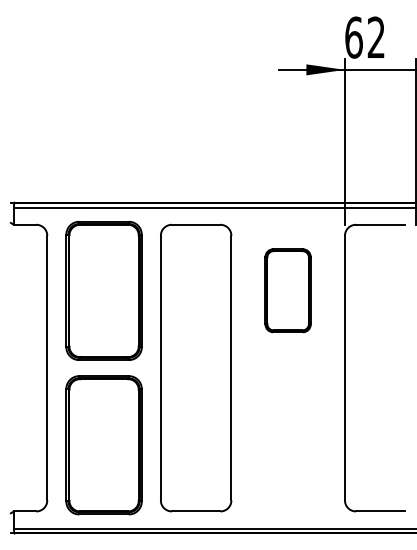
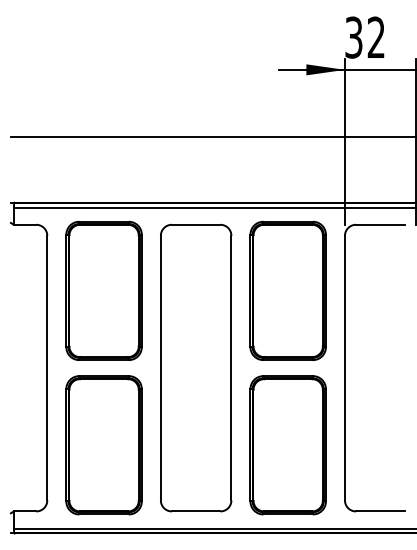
text: 62 -> 32 (353, 37)
line: none -> present (211, 136)
part size: 48x86 px -> 78x141 px (287, 290)
part: none -> present (287, 445)
